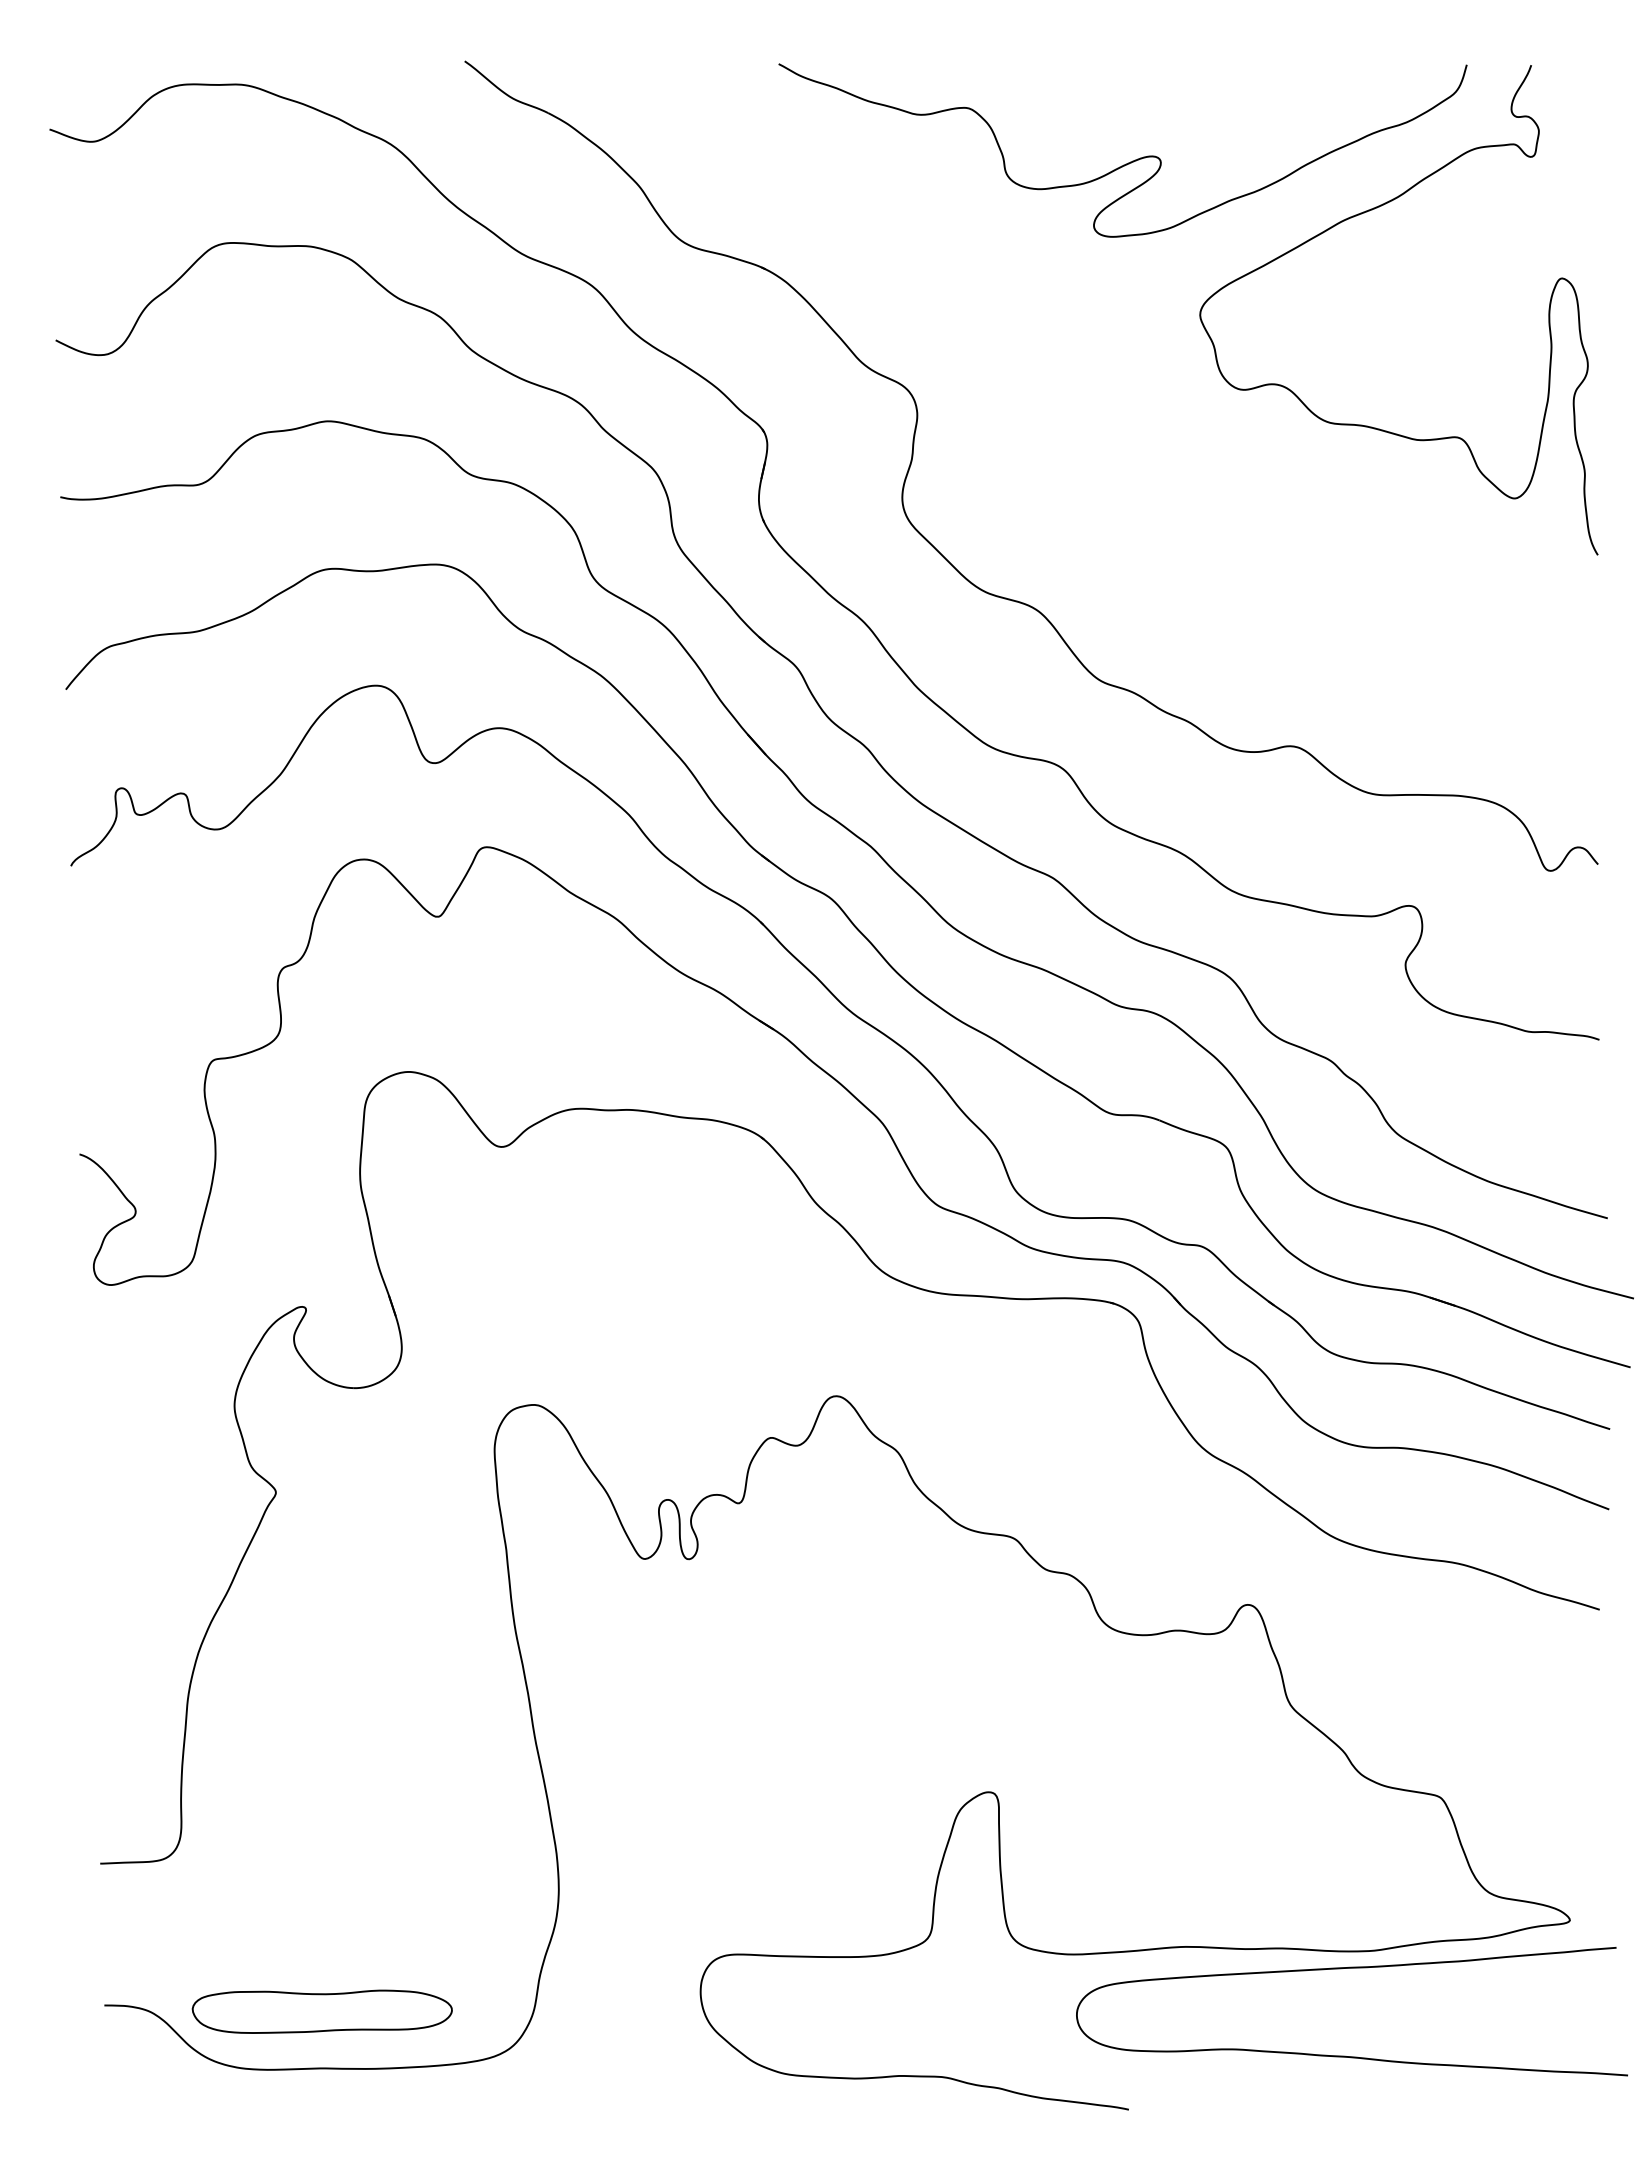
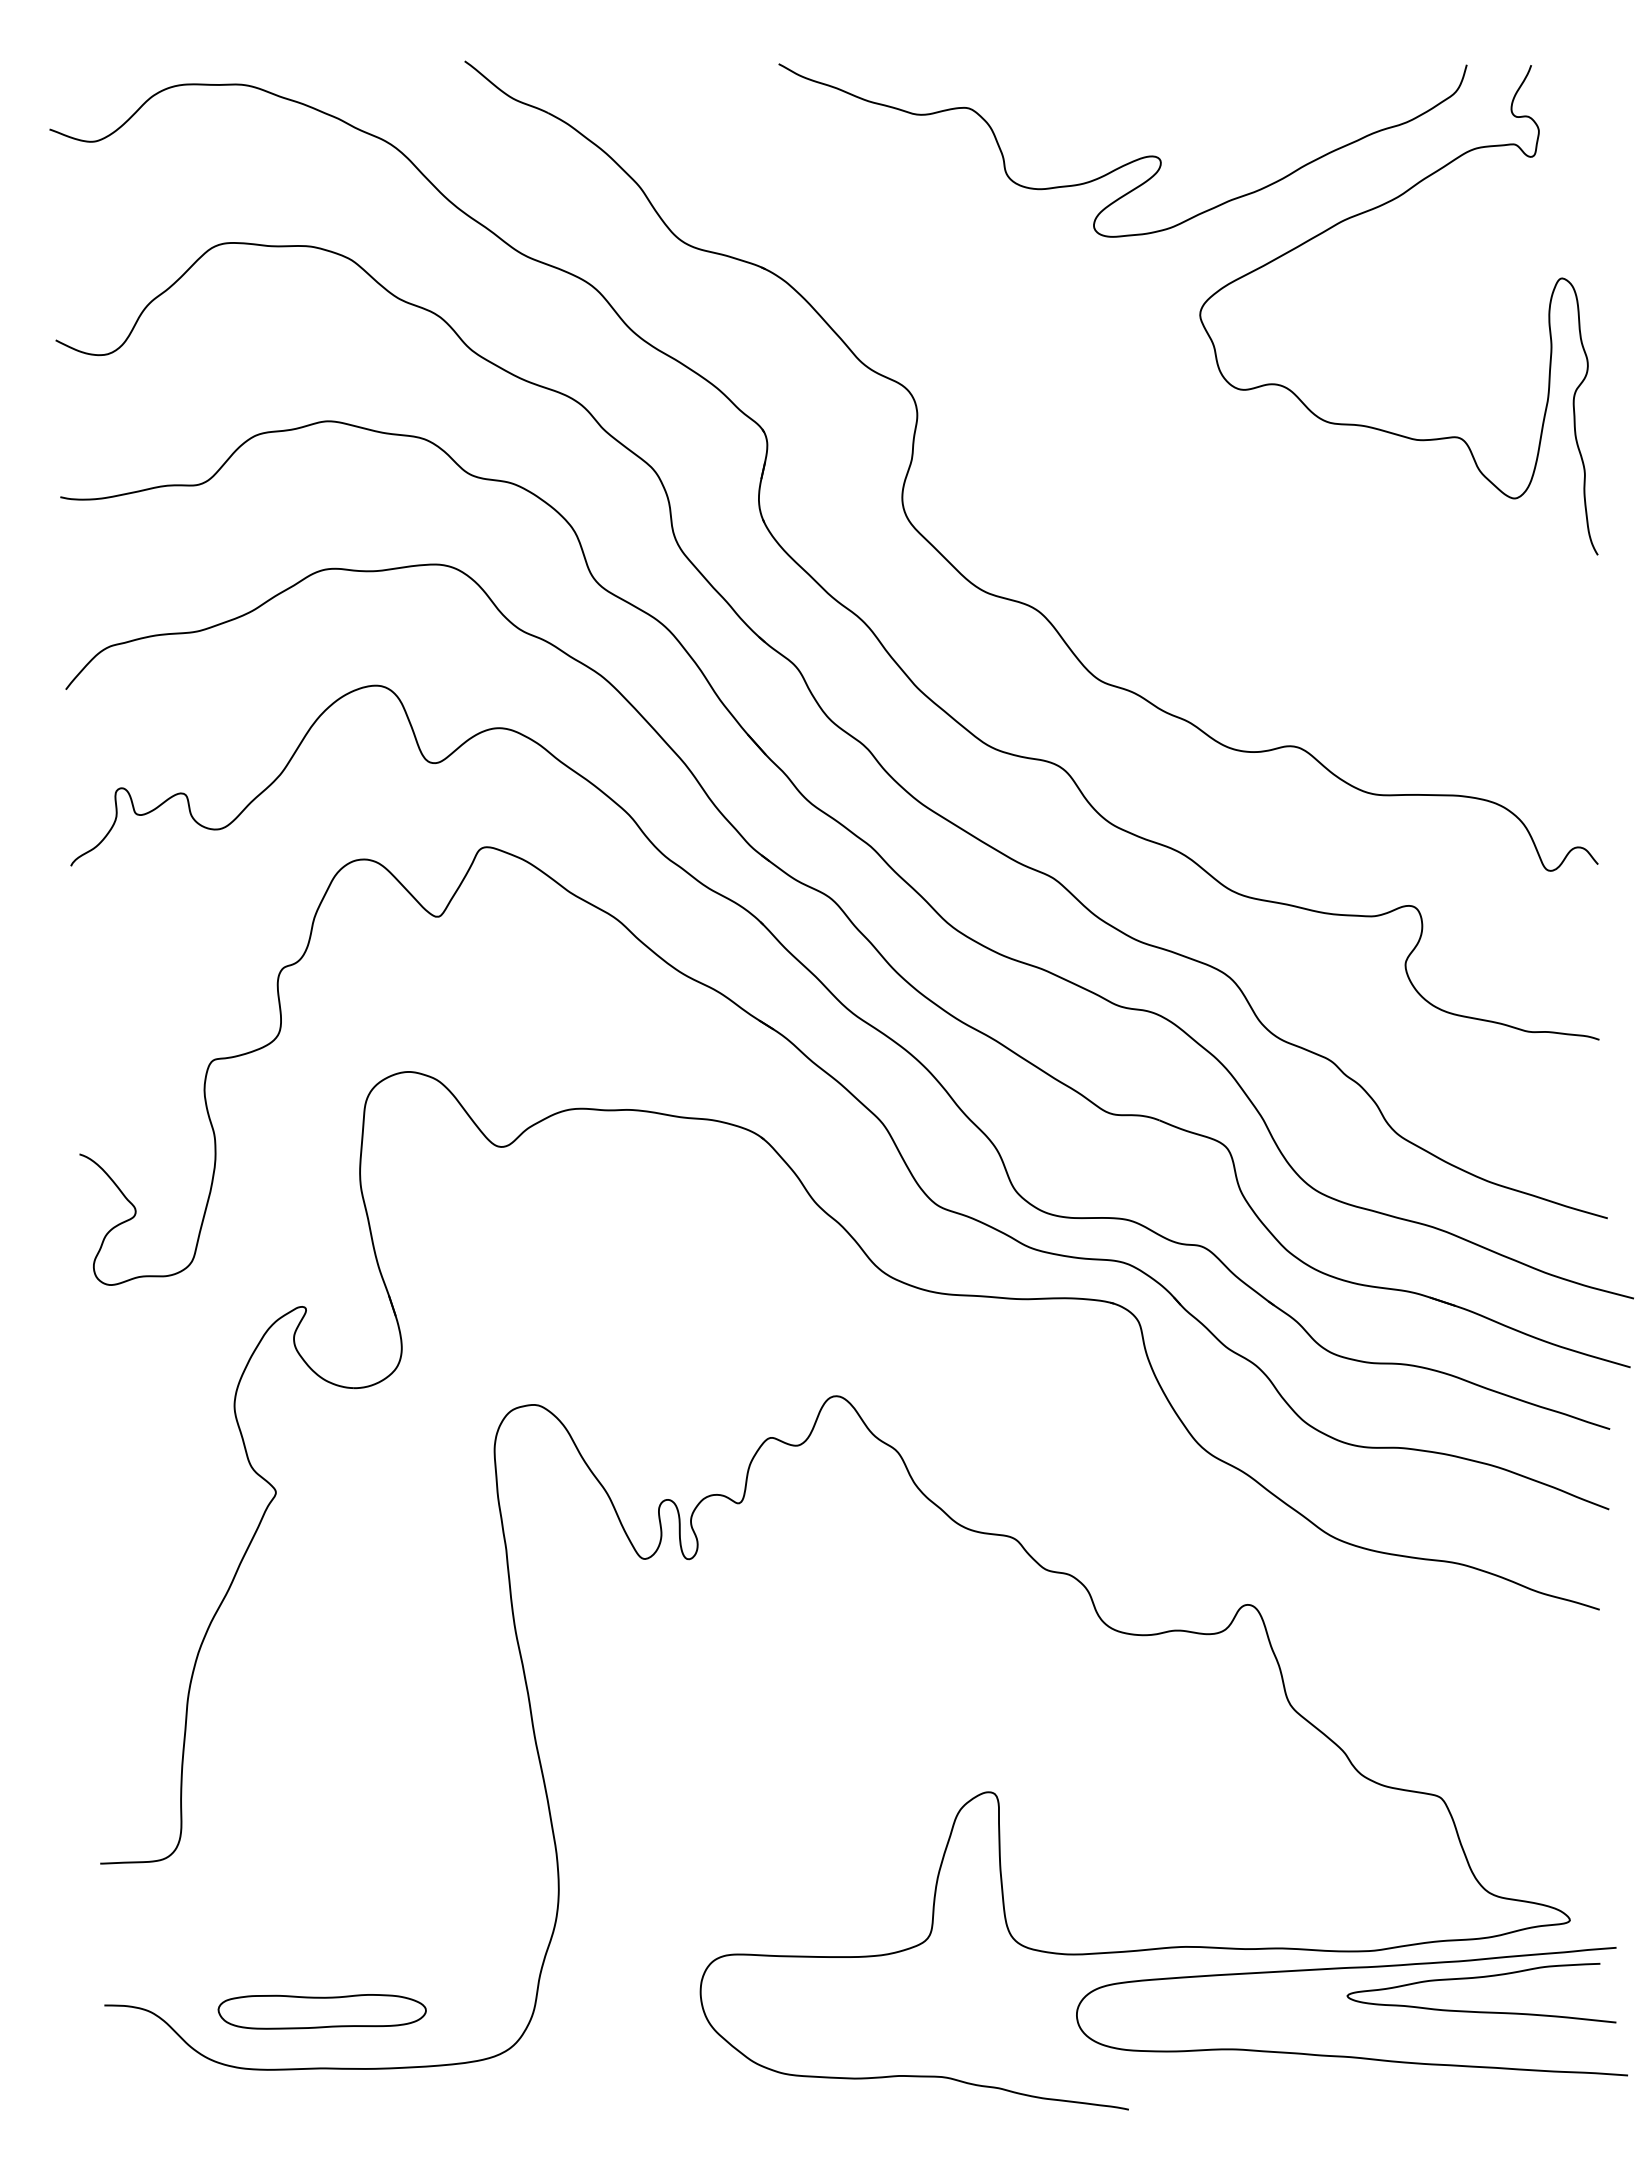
curve: none -> present (1480, 1978)
part size: 262x45 px -> 210x36 px (321, 2011)
